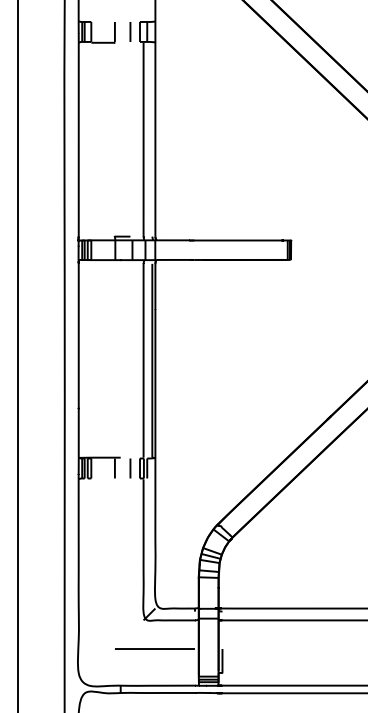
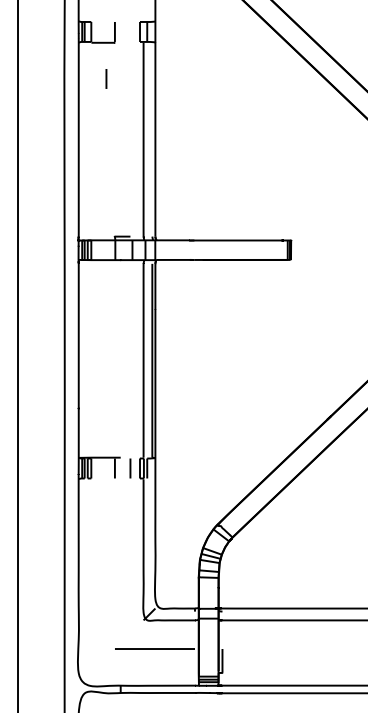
line position: (130, 31) -> (106, 78) (106, 78)
